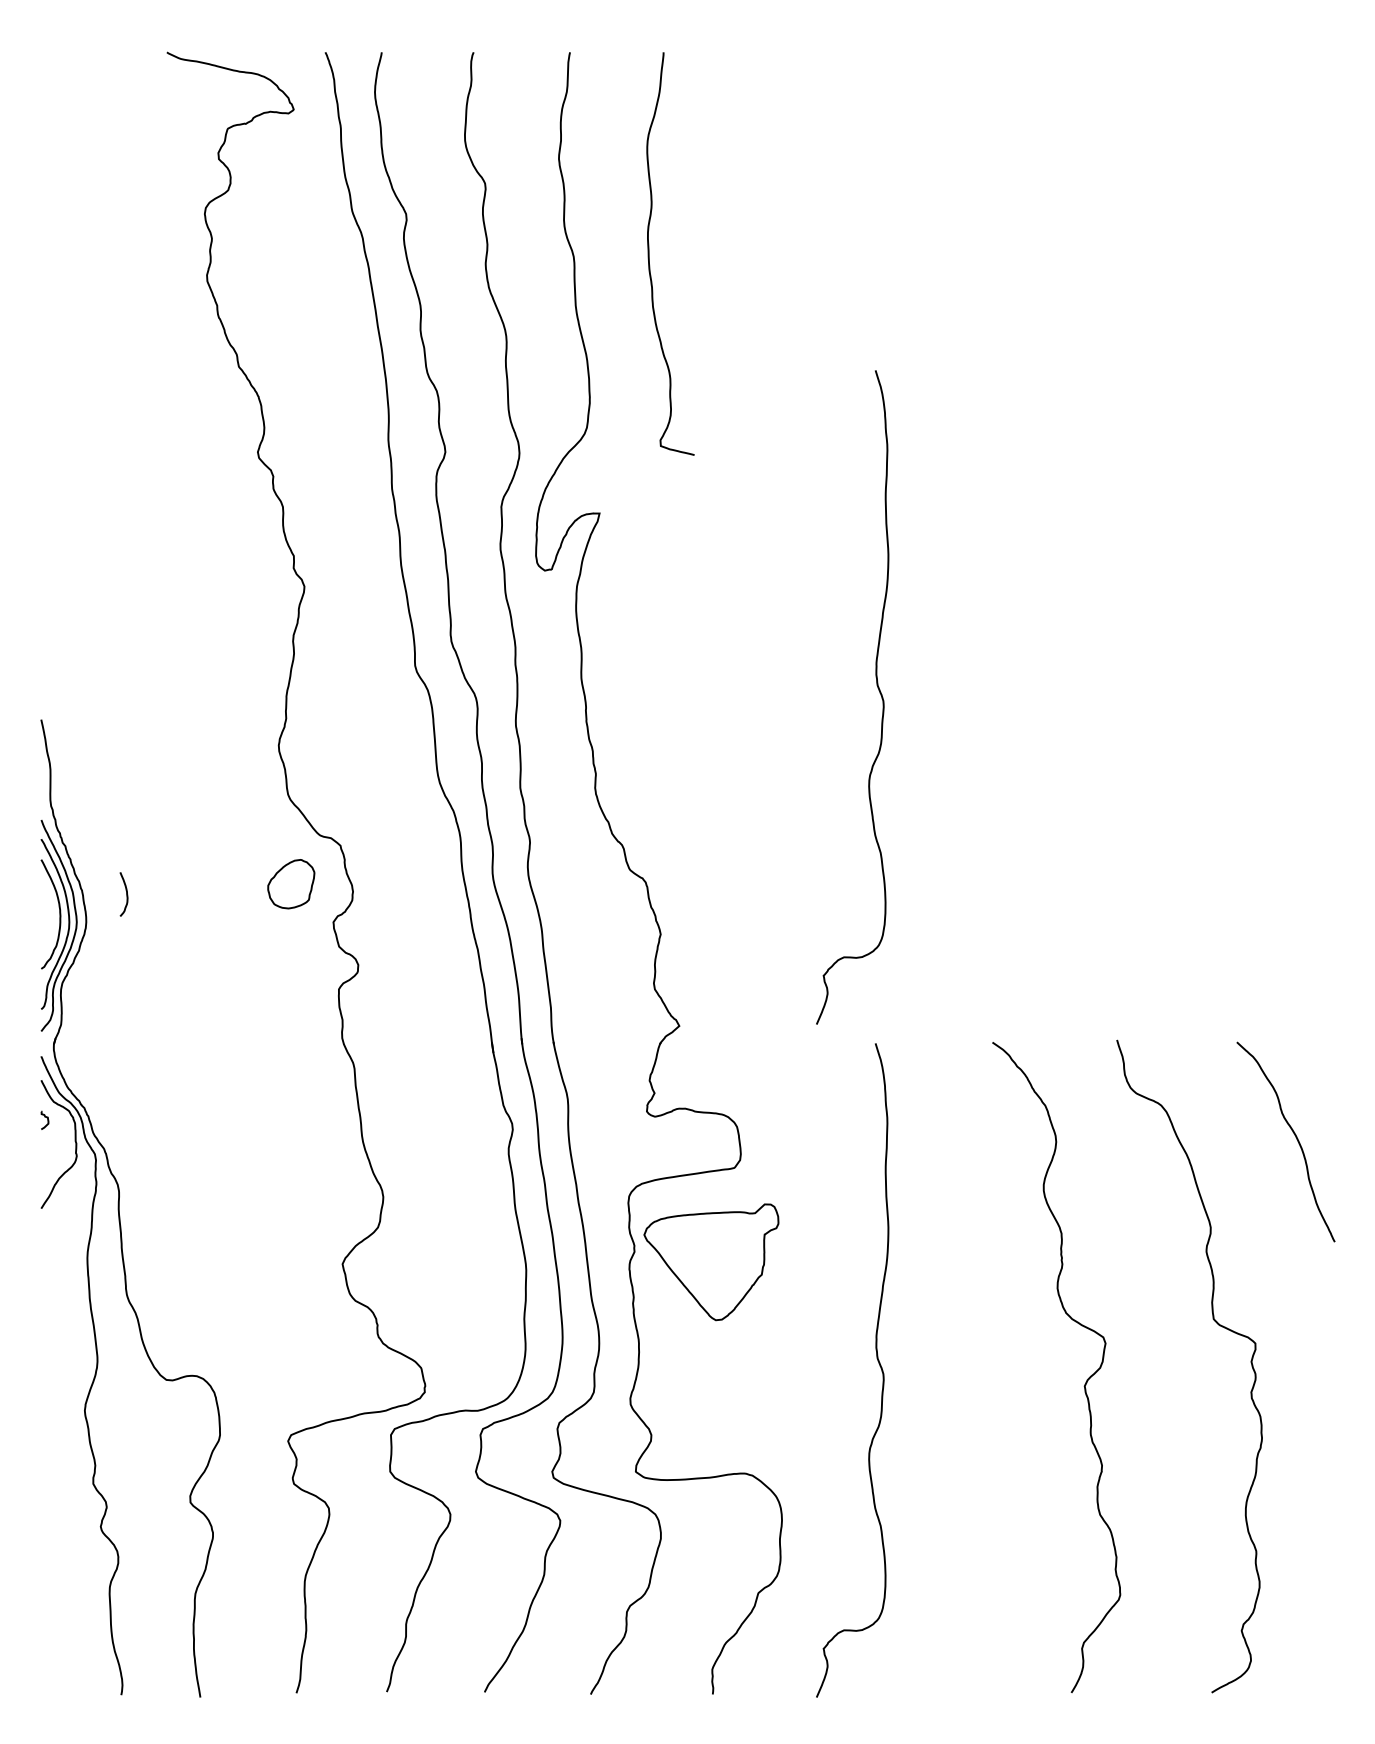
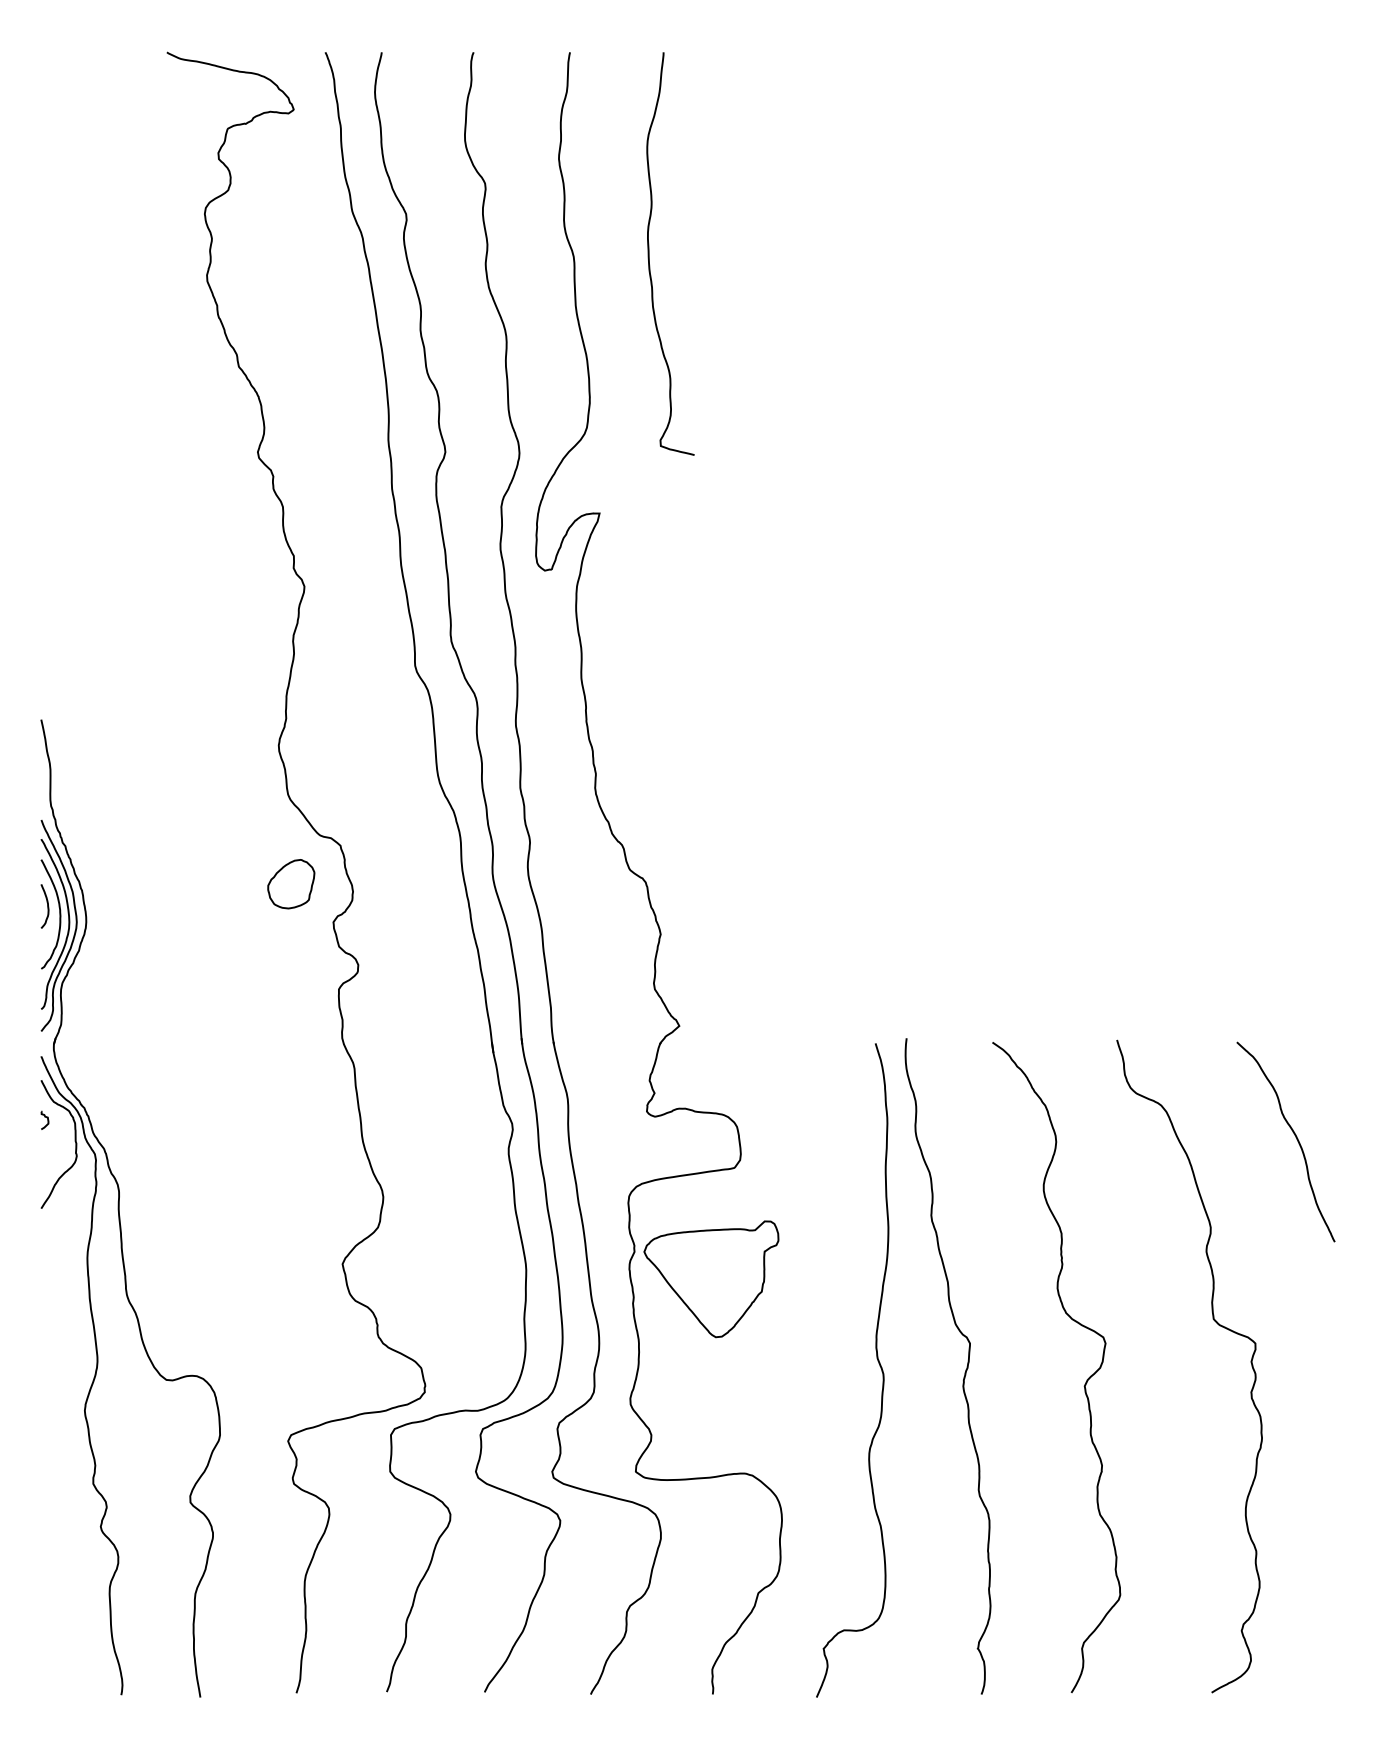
curve: present -> none (877, 688)
curve position: (126, 894) -> (47, 906) (47, 906)
part position: (711, 1262) -> (711, 1279) (711, 1279)
curve: none -> present (964, 1372)
